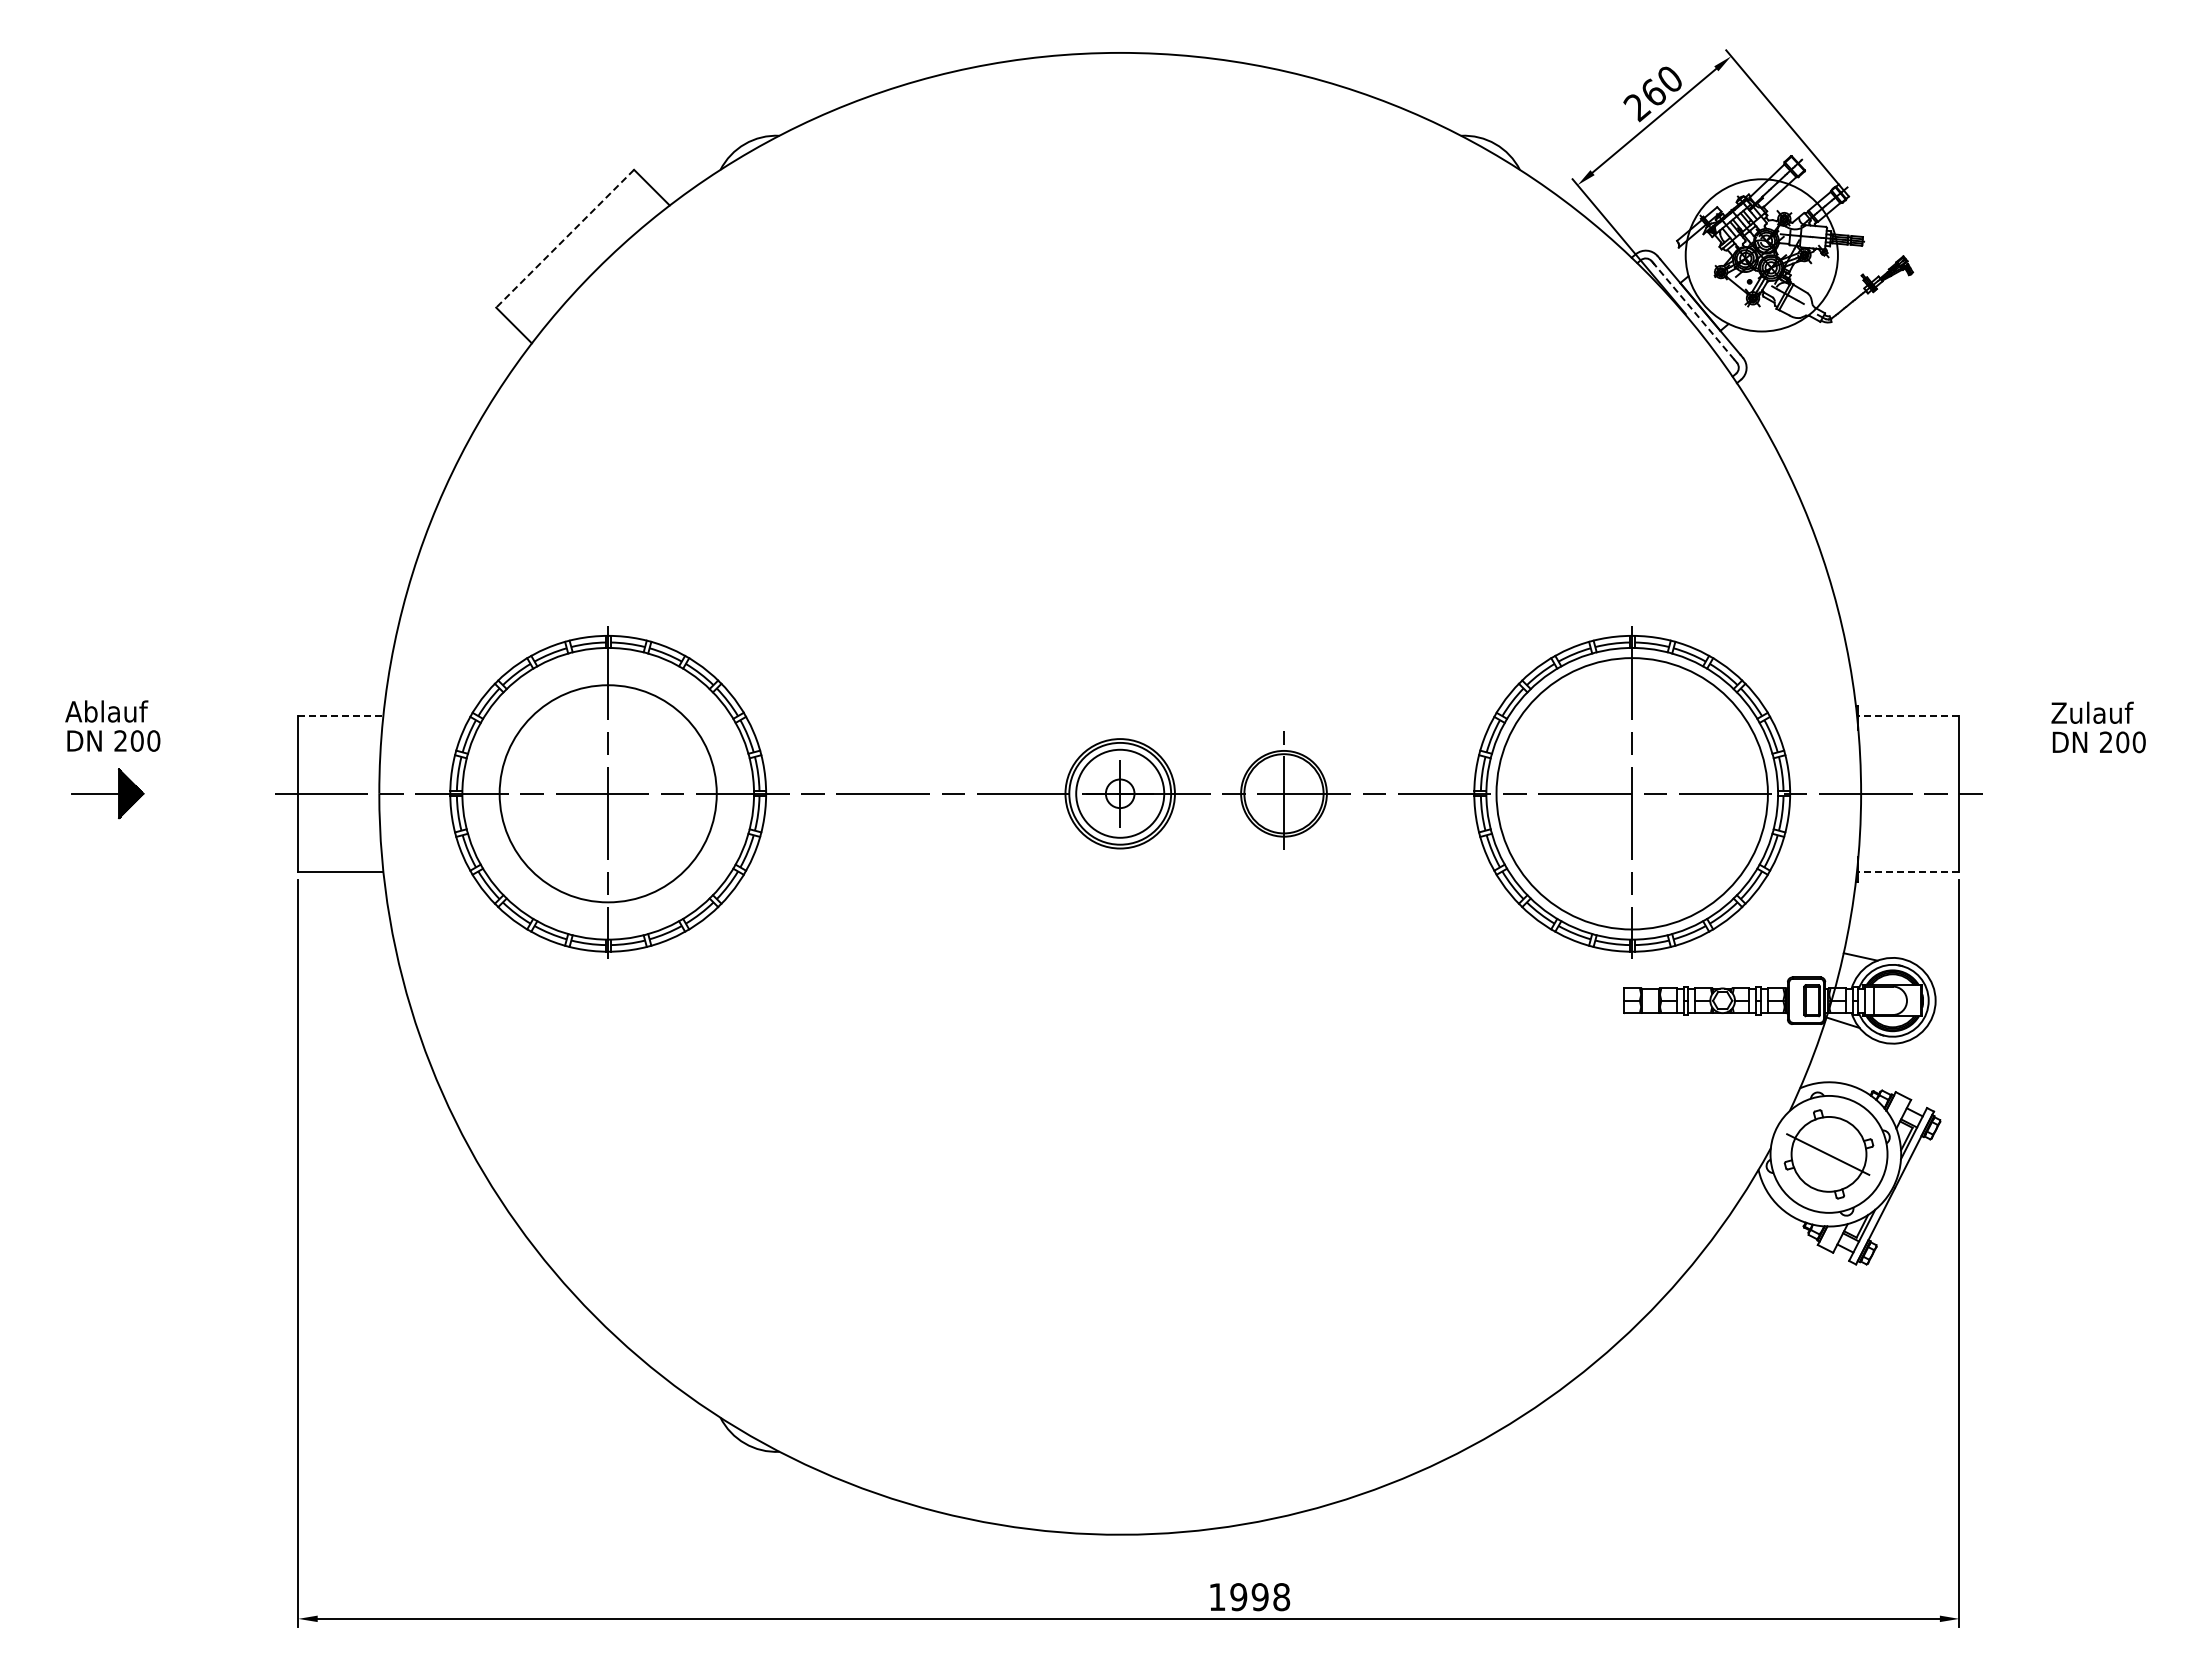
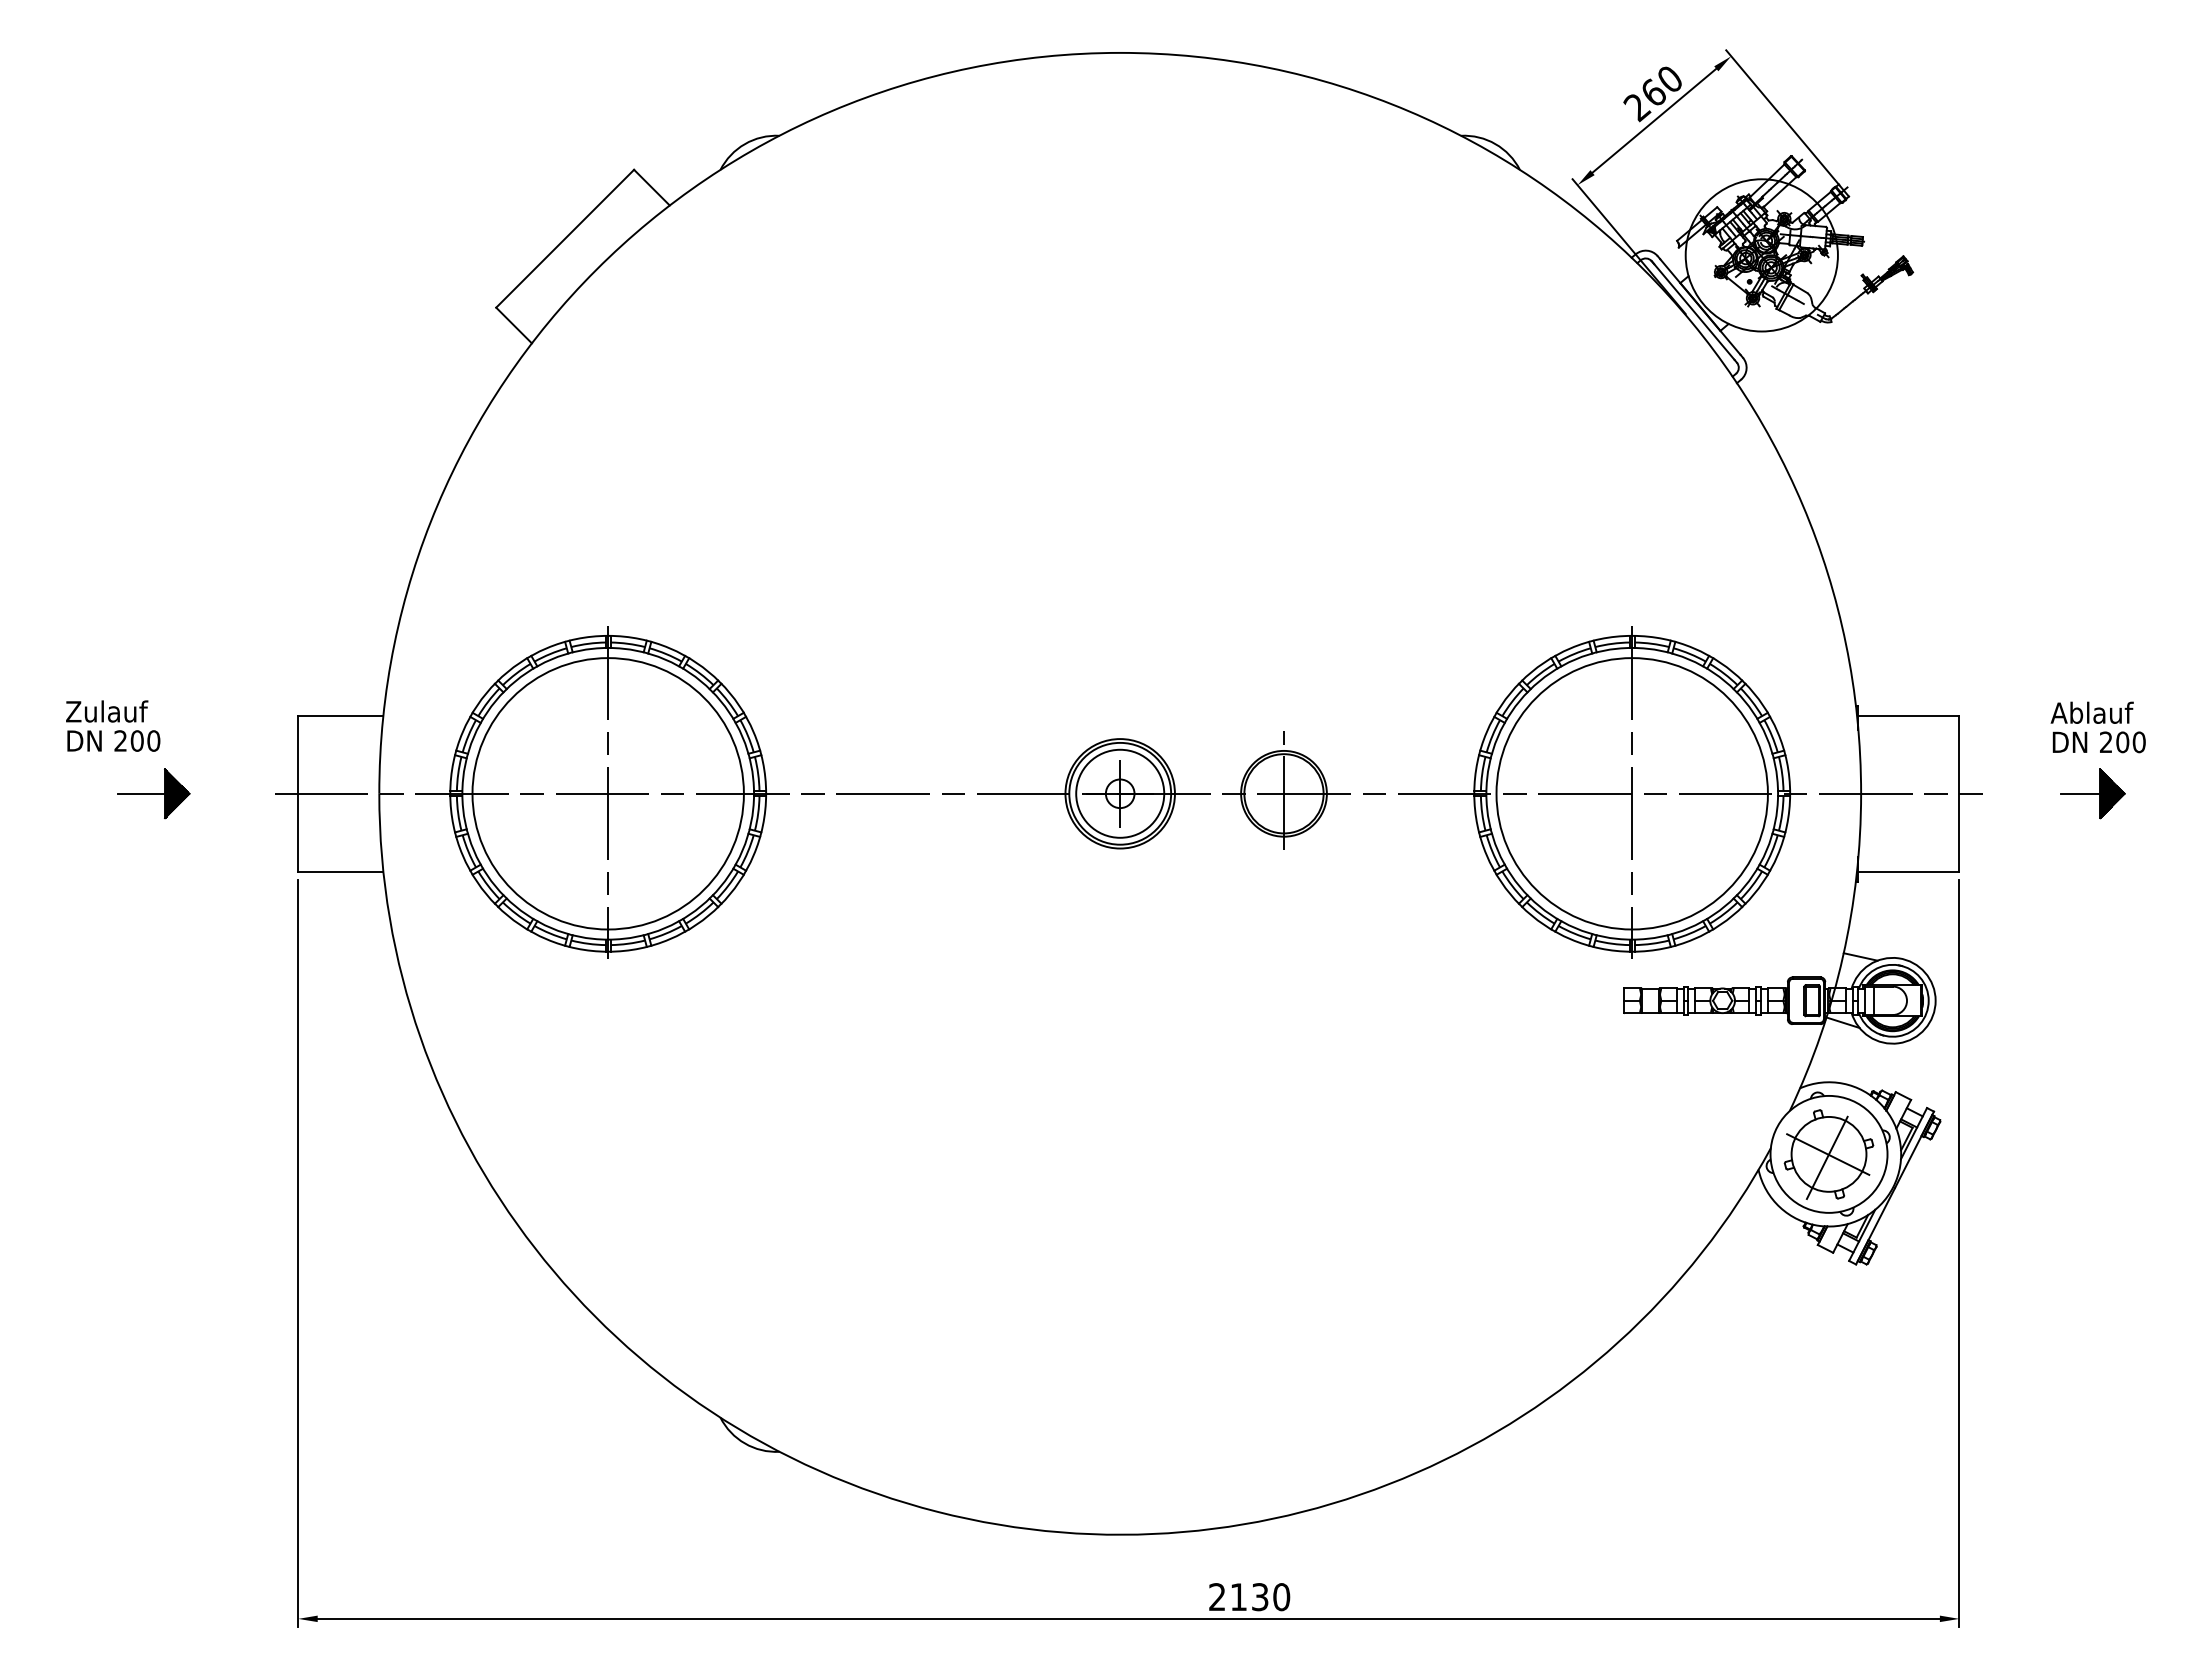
line: dashed -> solid (564, 239)
line: dashed -> solid (1692, 310)
text: Ablauf -> Zulauf (81, 711)
text: Zulauf -> Ablauf (2066, 712)
line: dashed -> solid (340, 715)
line: dashed -> solid (1908, 715)
part position: (107, 793) -> (153, 793) (153, 793)
circle diameter: 217 px -> 271 px (607, 793)
part: none -> present (2092, 793)
line: dashed -> solid (1908, 871)
line: none -> present (1828, 1153)
text: 1998 -> 2130 (1249, 1597)
